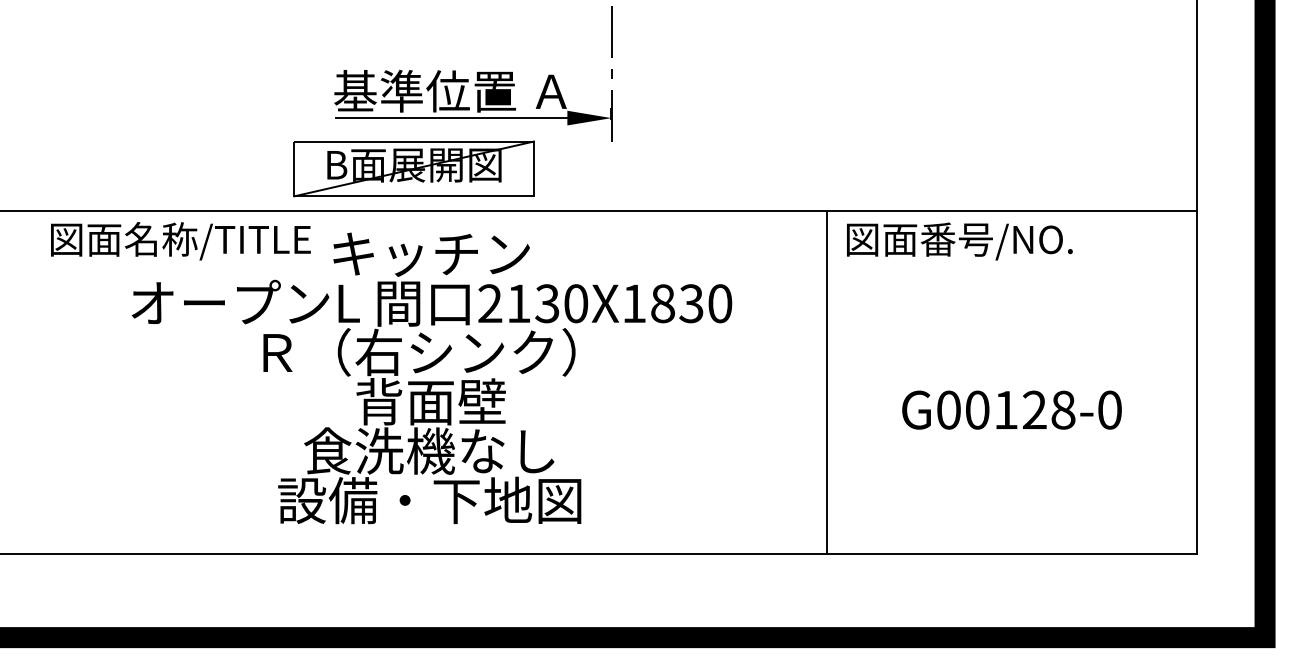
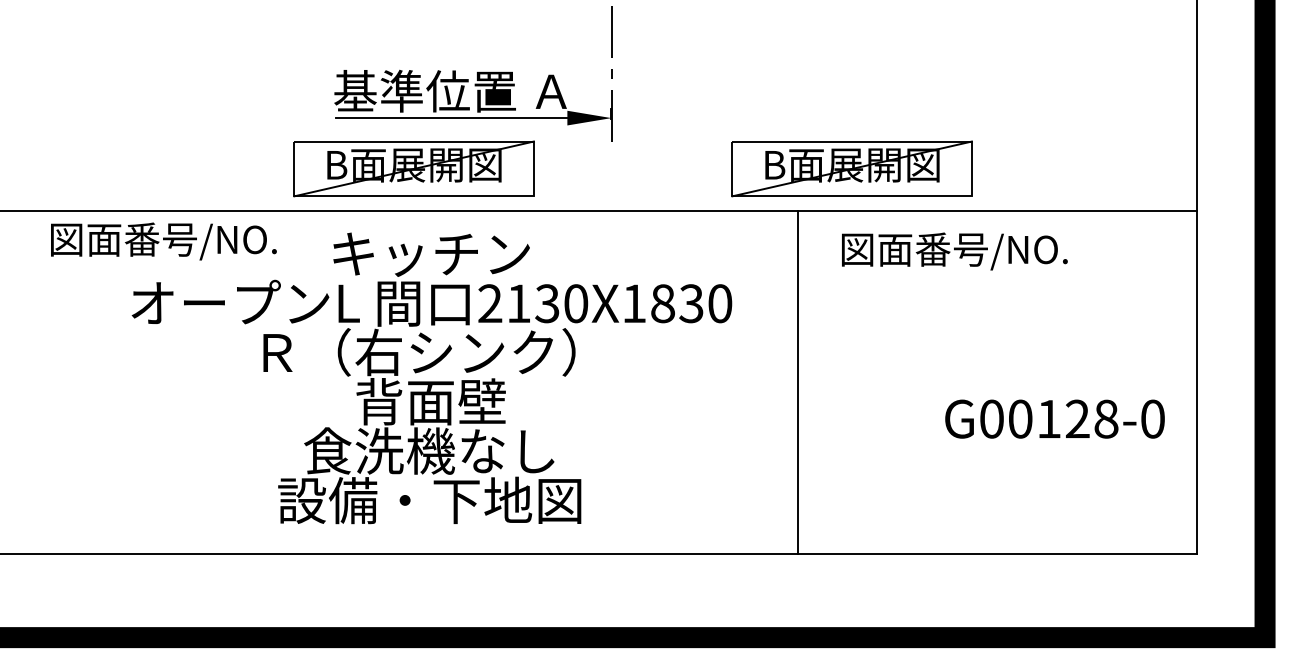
part: none -> present (851, 168)
text: 図面名称/TITLE -> 図面番号/NO. (217, 239)
text position: (959, 241) -> (954, 251) (954, 251)
line position: (826, 382) -> (797, 382) (797, 382)
text position: (1011, 409) -> (1054, 418) (1054, 418)
